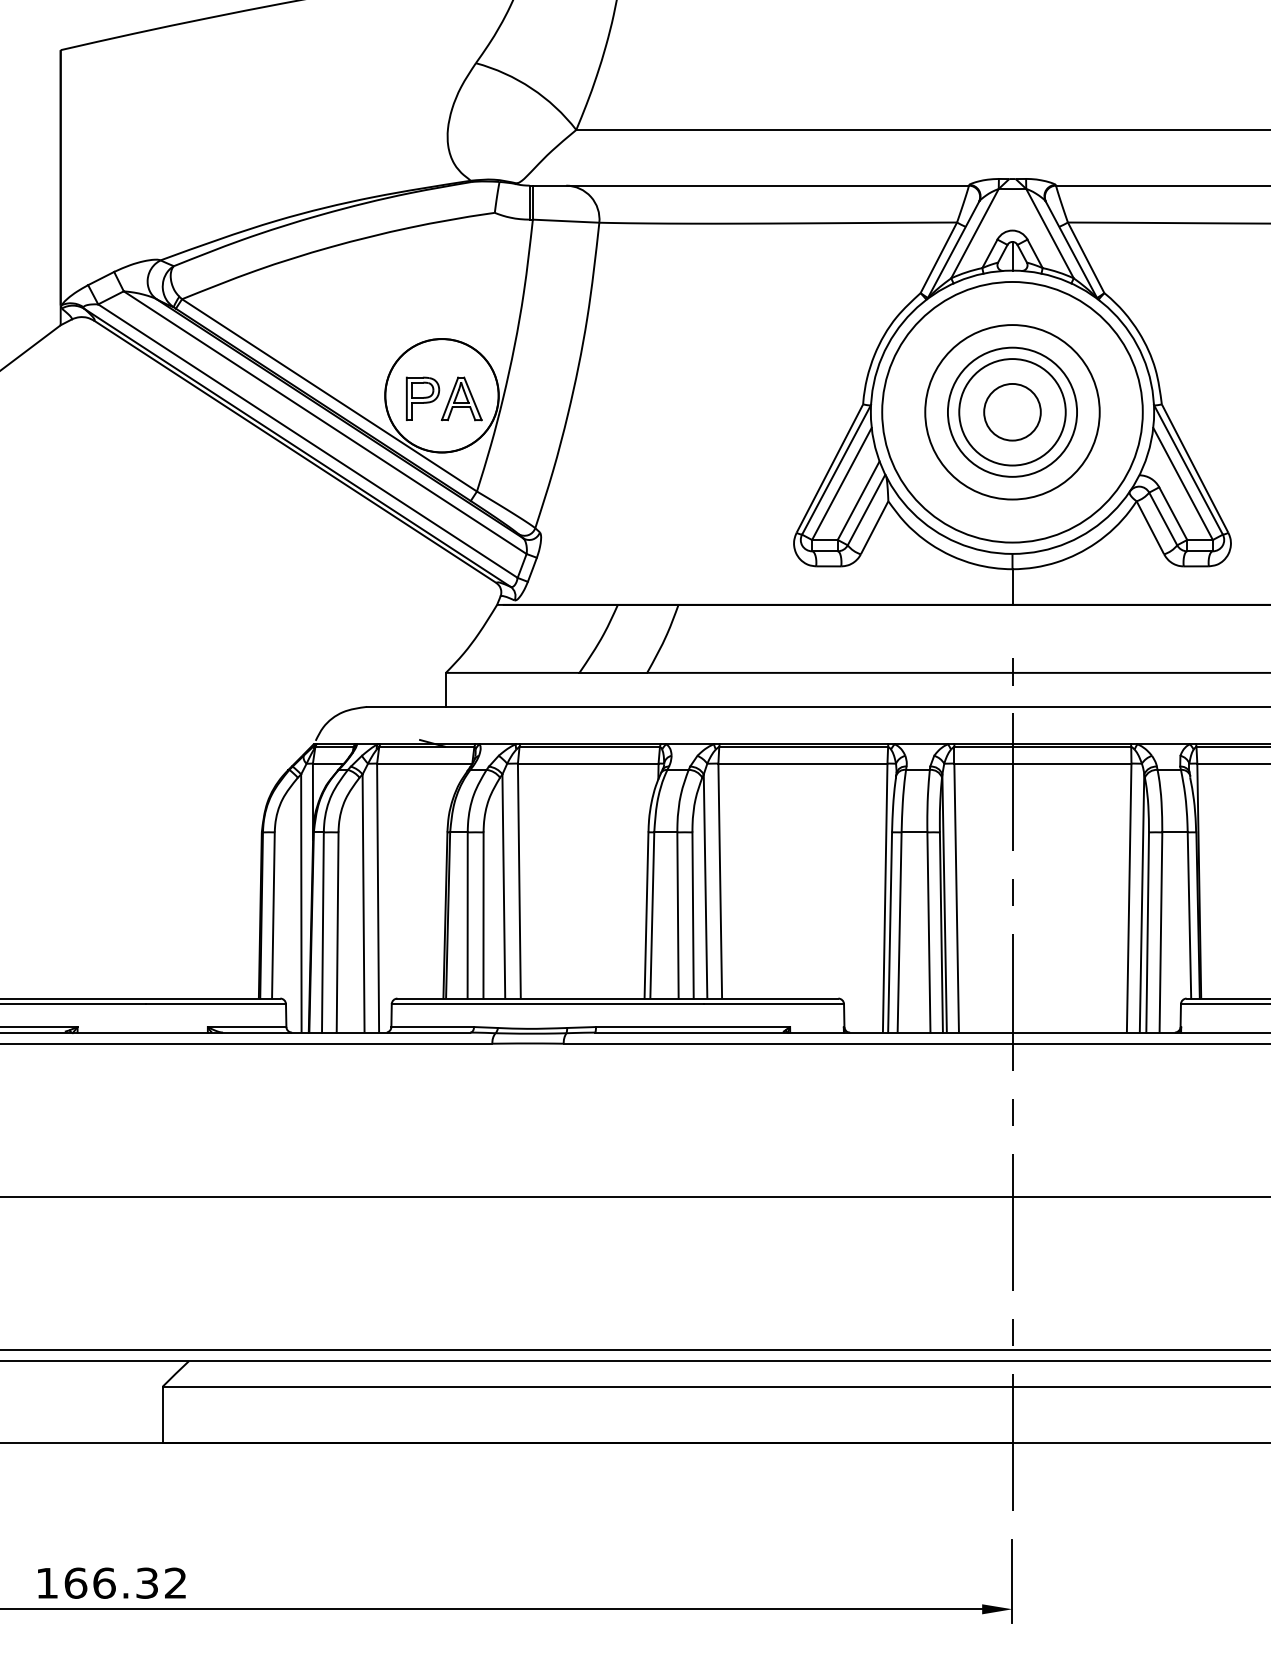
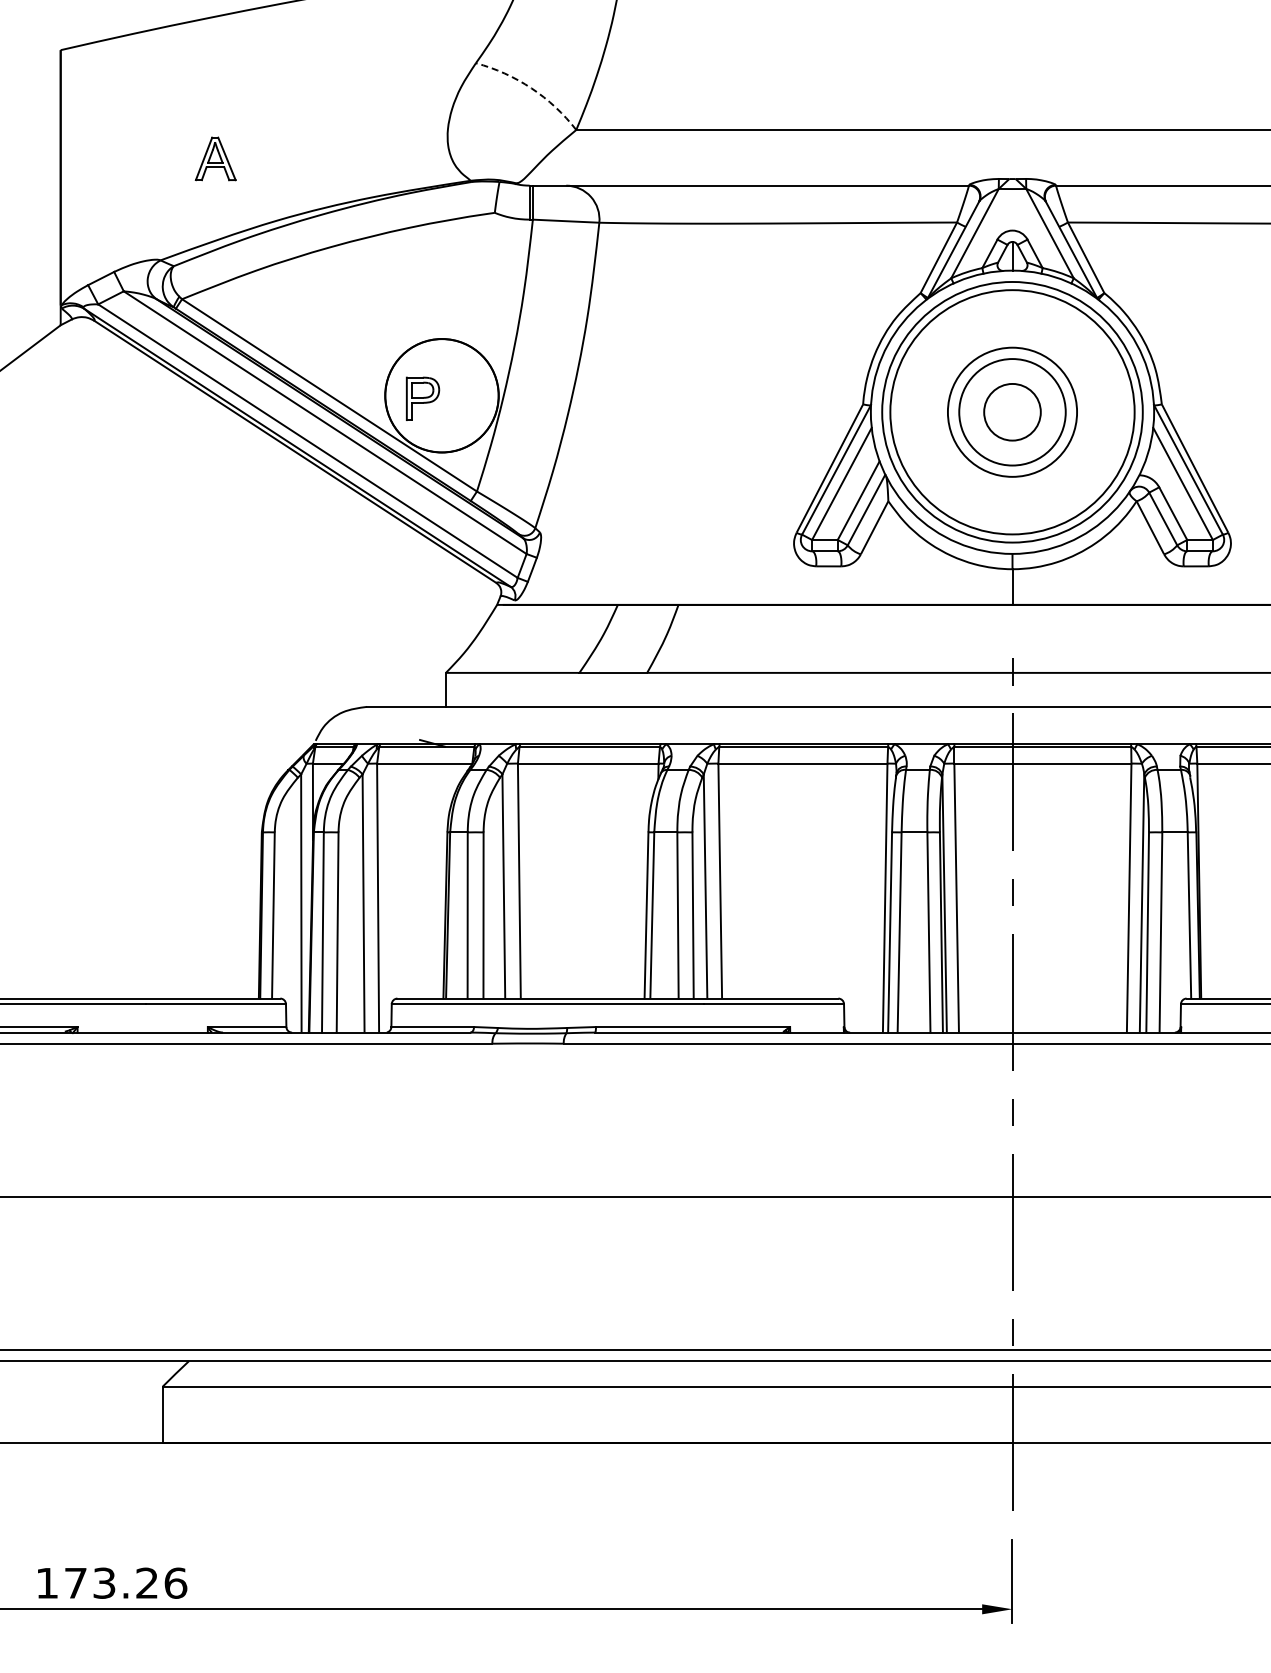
arc: solid -> dashed (531, 88)
part position: (461, 398) -> (215, 158) (215, 158)
circle diameter: 174 px -> 244 px (1012, 412)
text: 166.32 -> 173.26 (125, 1582)
